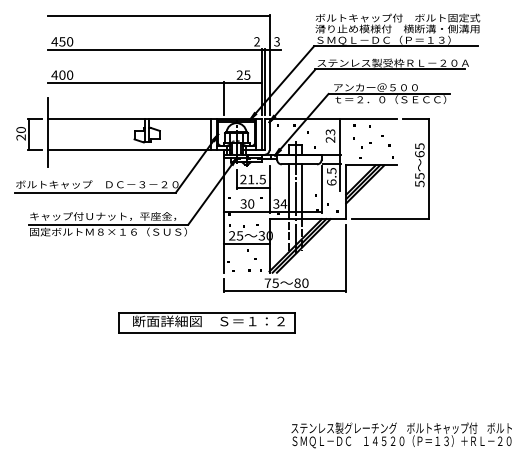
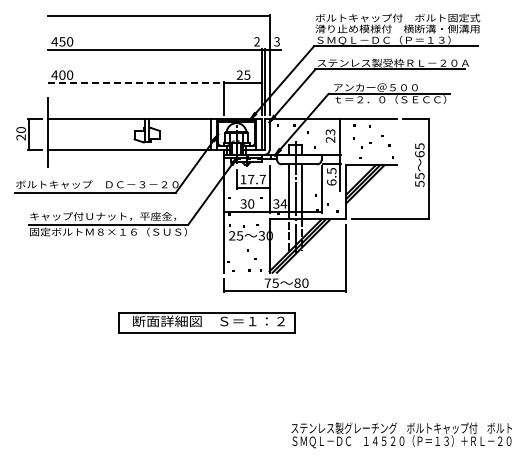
line: solid -> dashed (135, 83)
text: 21.5 -> 17.7 (252, 179)
line: present -> none (246, 243)
